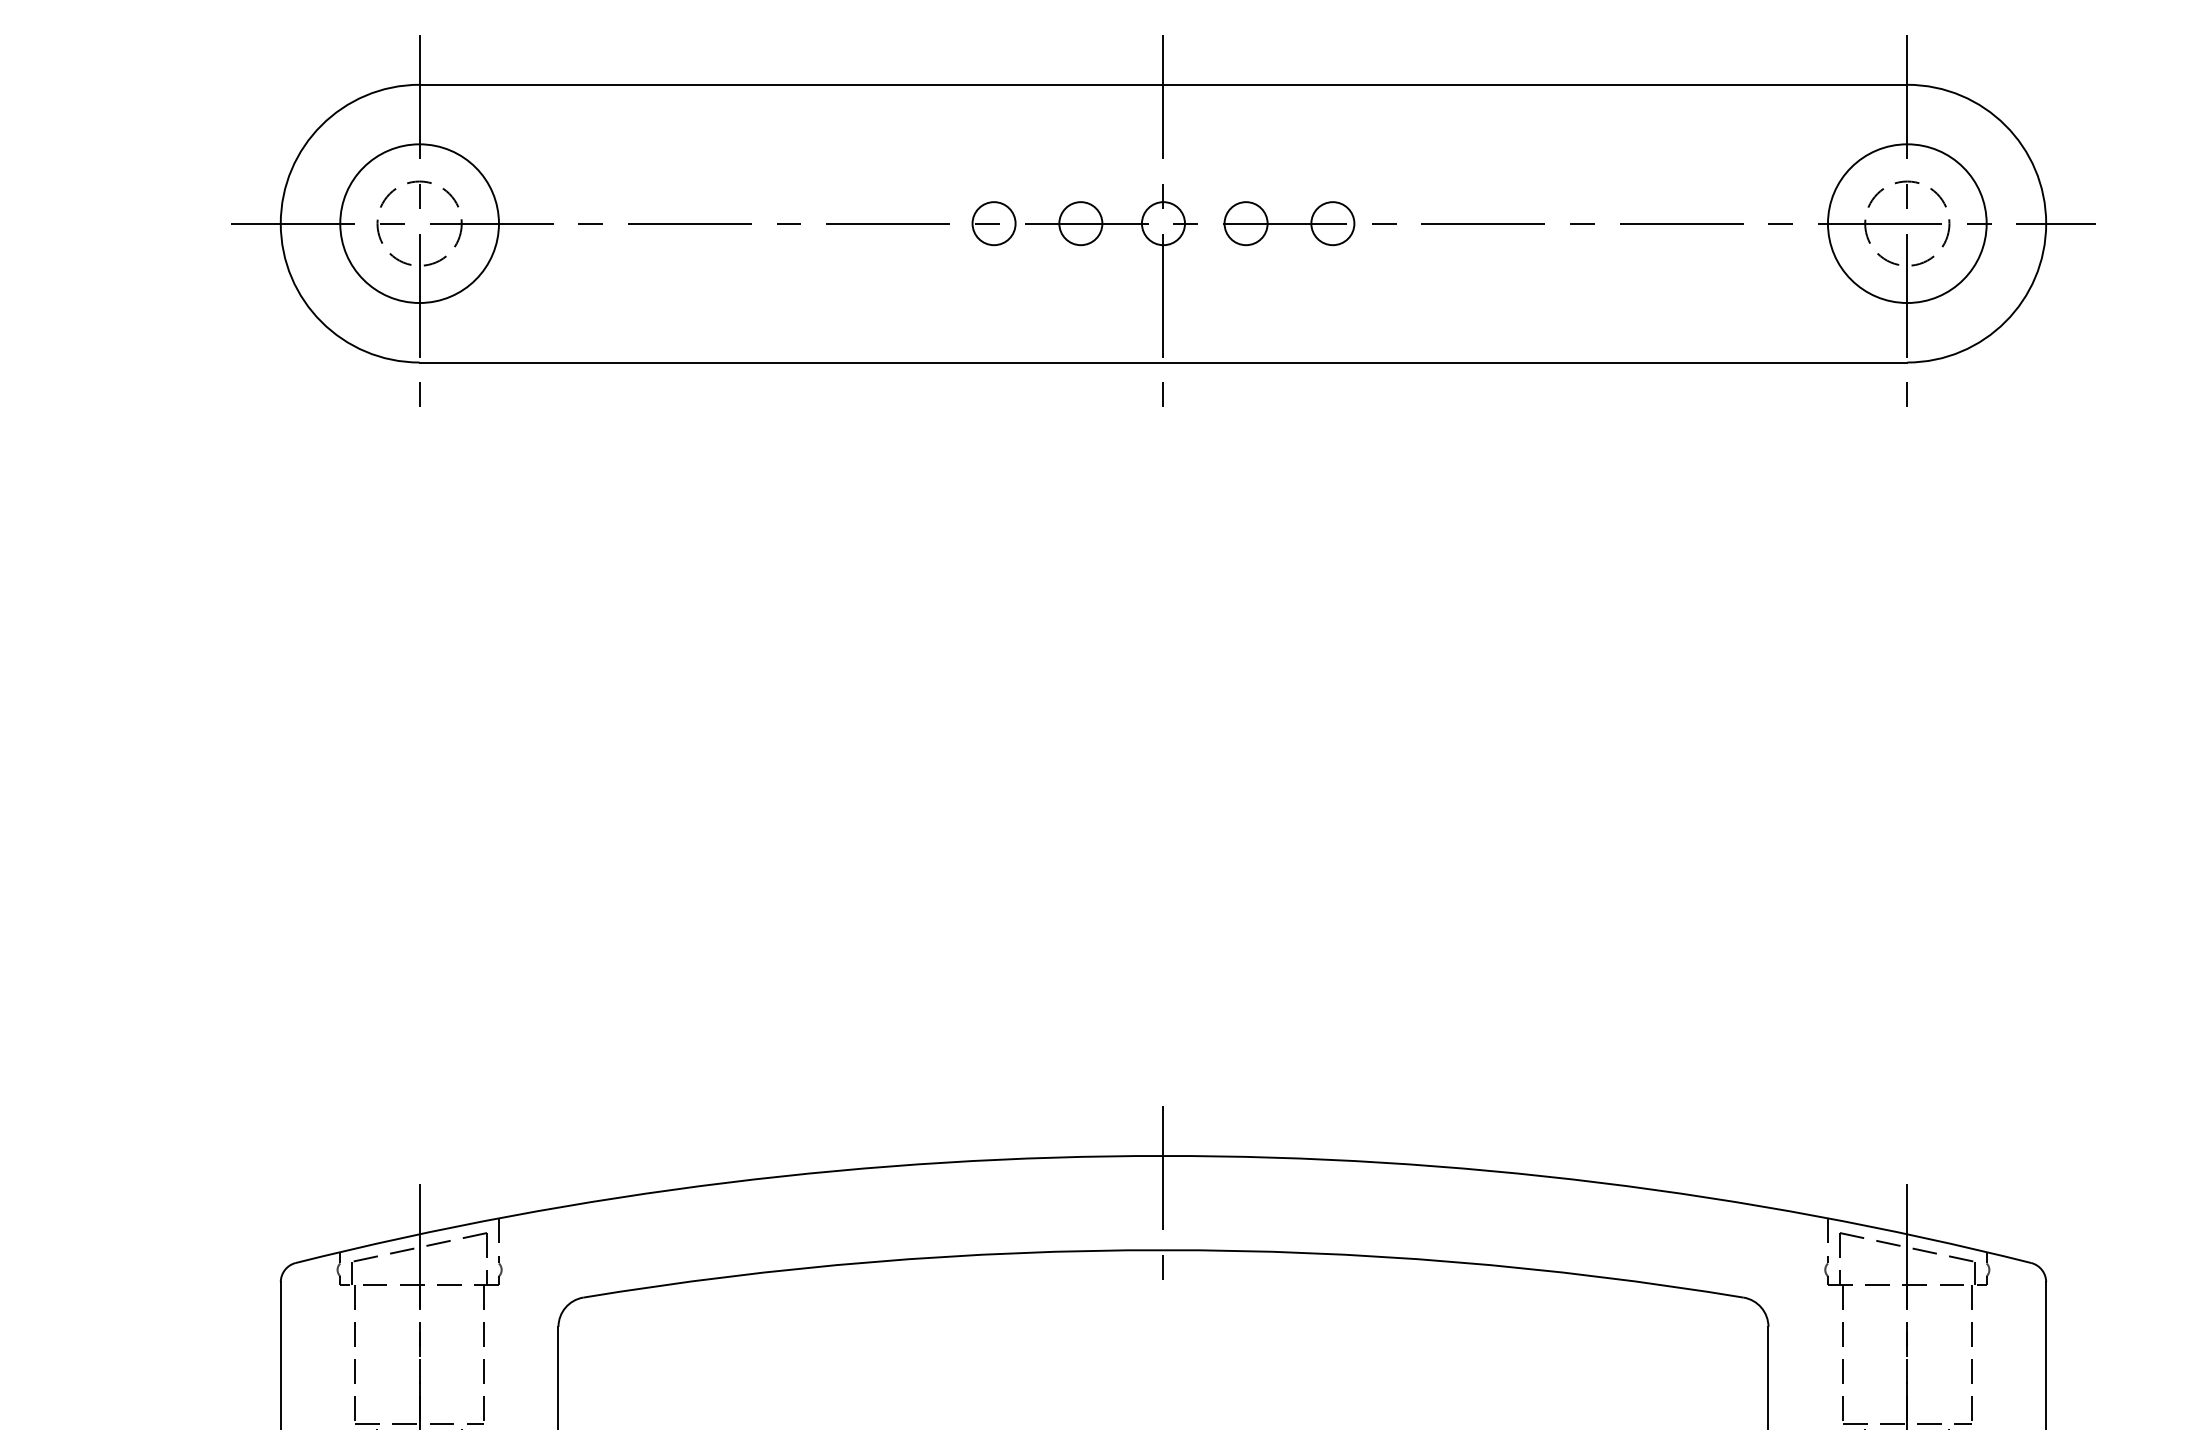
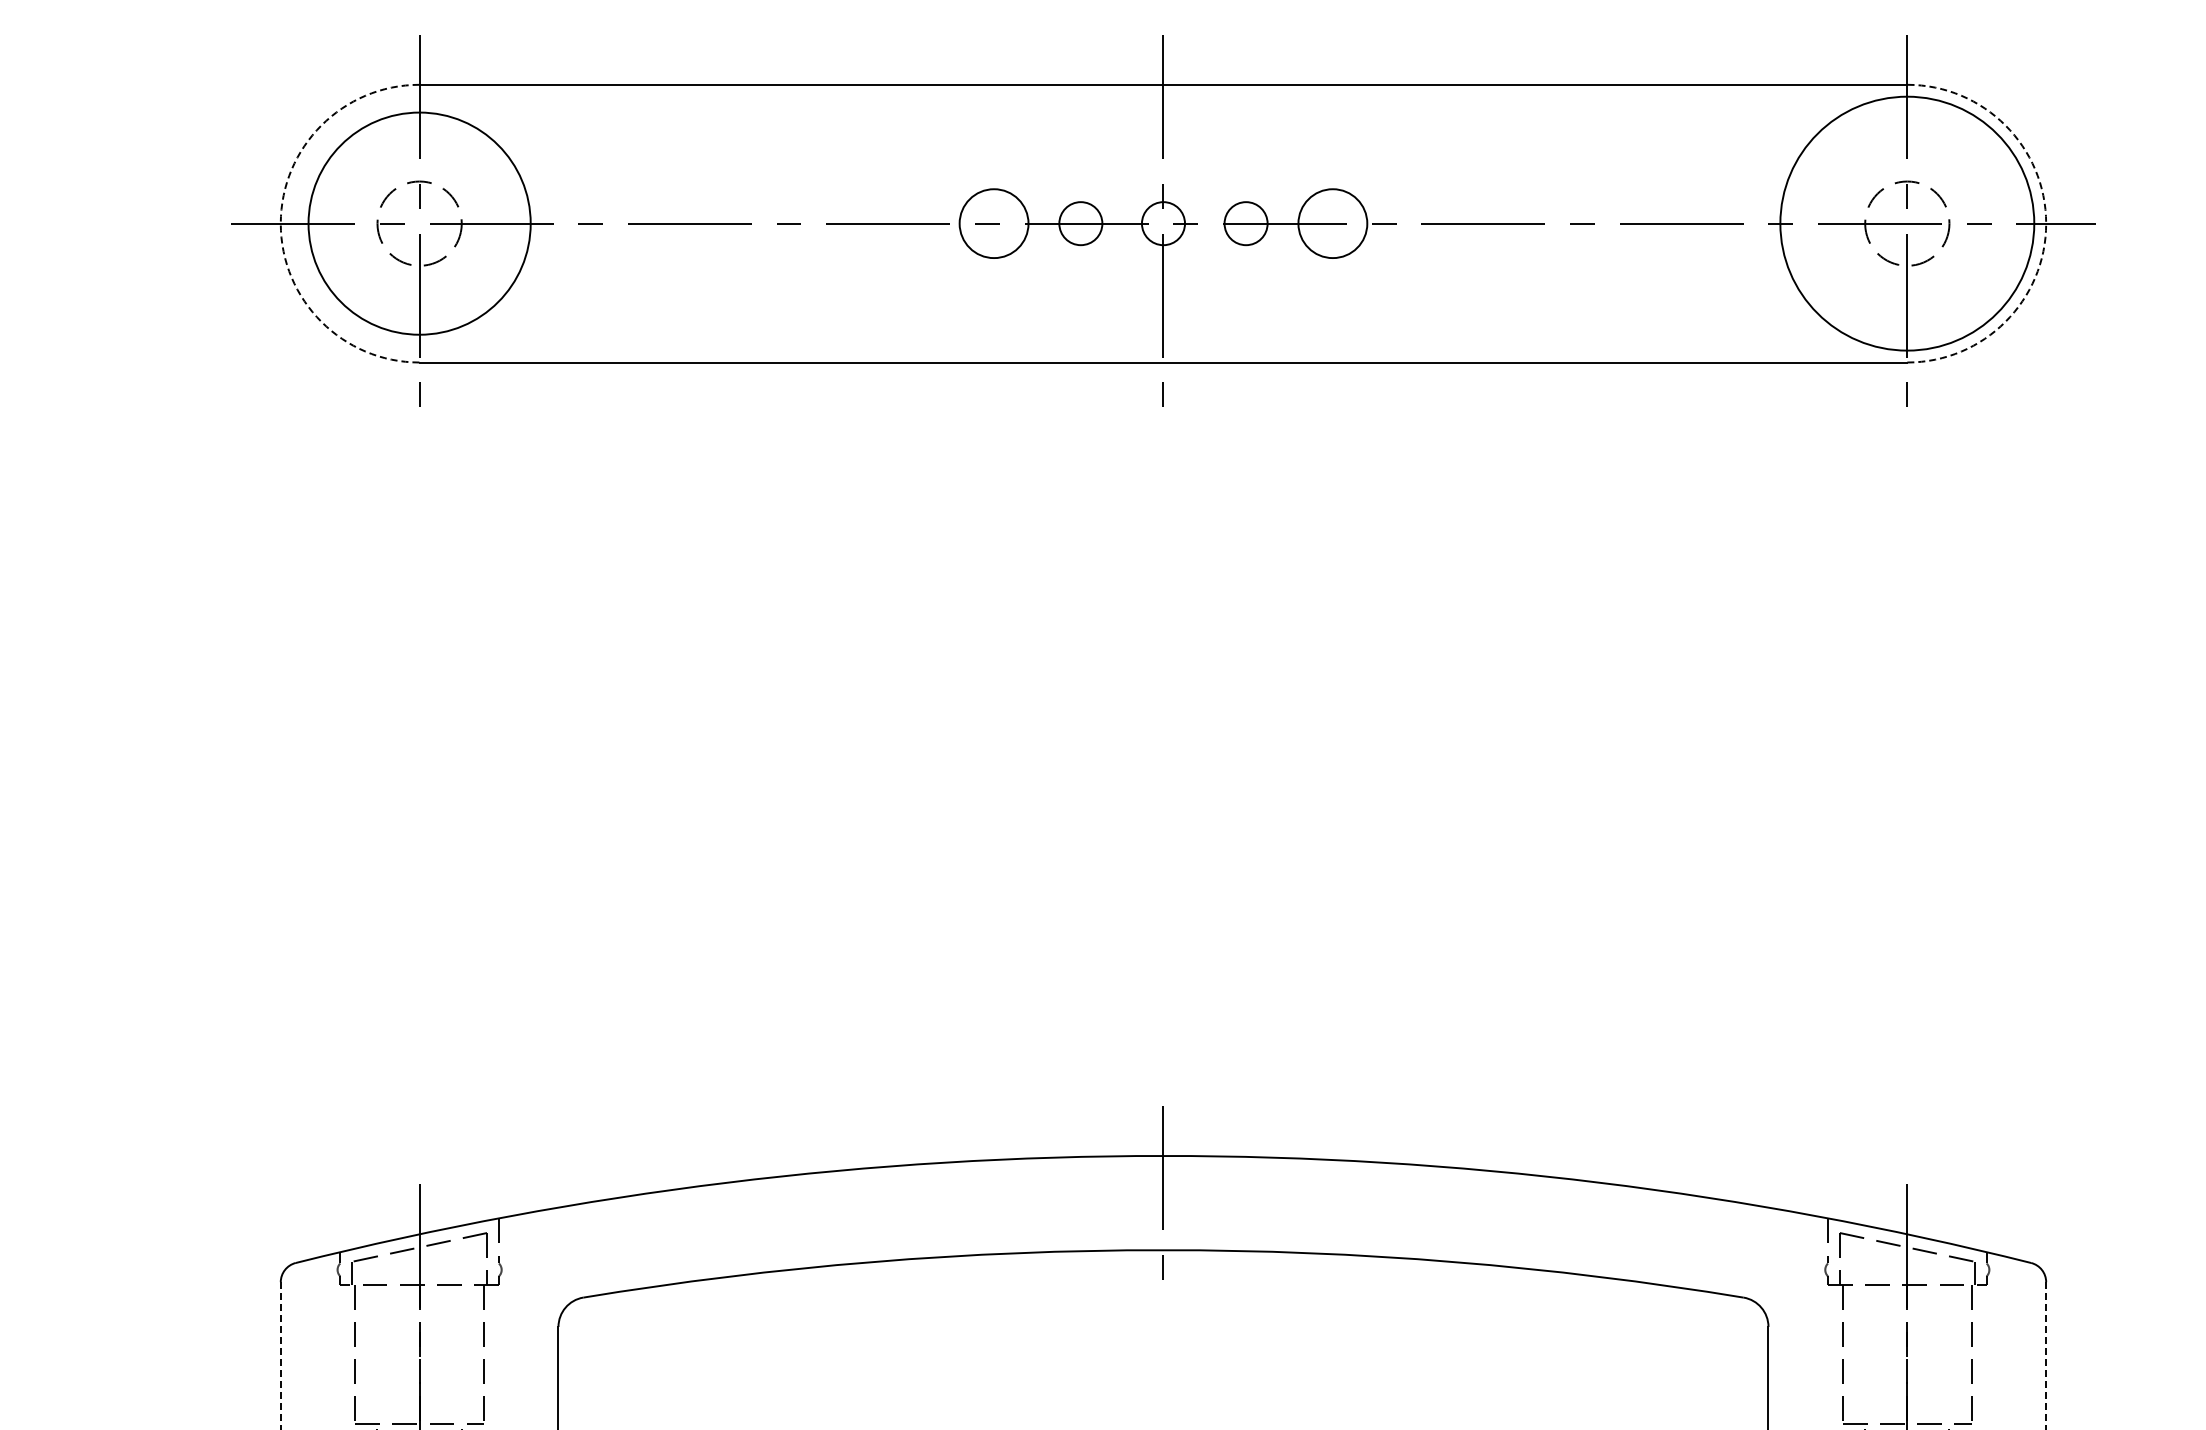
arc: solid -> dashed (280, 223)
circle diameter: 159 px -> 222 px (419, 223)
circle diameter: 43 px -> 69 px (993, 223)
circle diameter: 43 px -> 69 px (1332, 223)
circle diameter: 159 px -> 254 px (1907, 223)
arc: solid -> dashed (2046, 223)
line: solid -> dashed (280, 1356)
line: solid -> dashed (2046, 1356)
